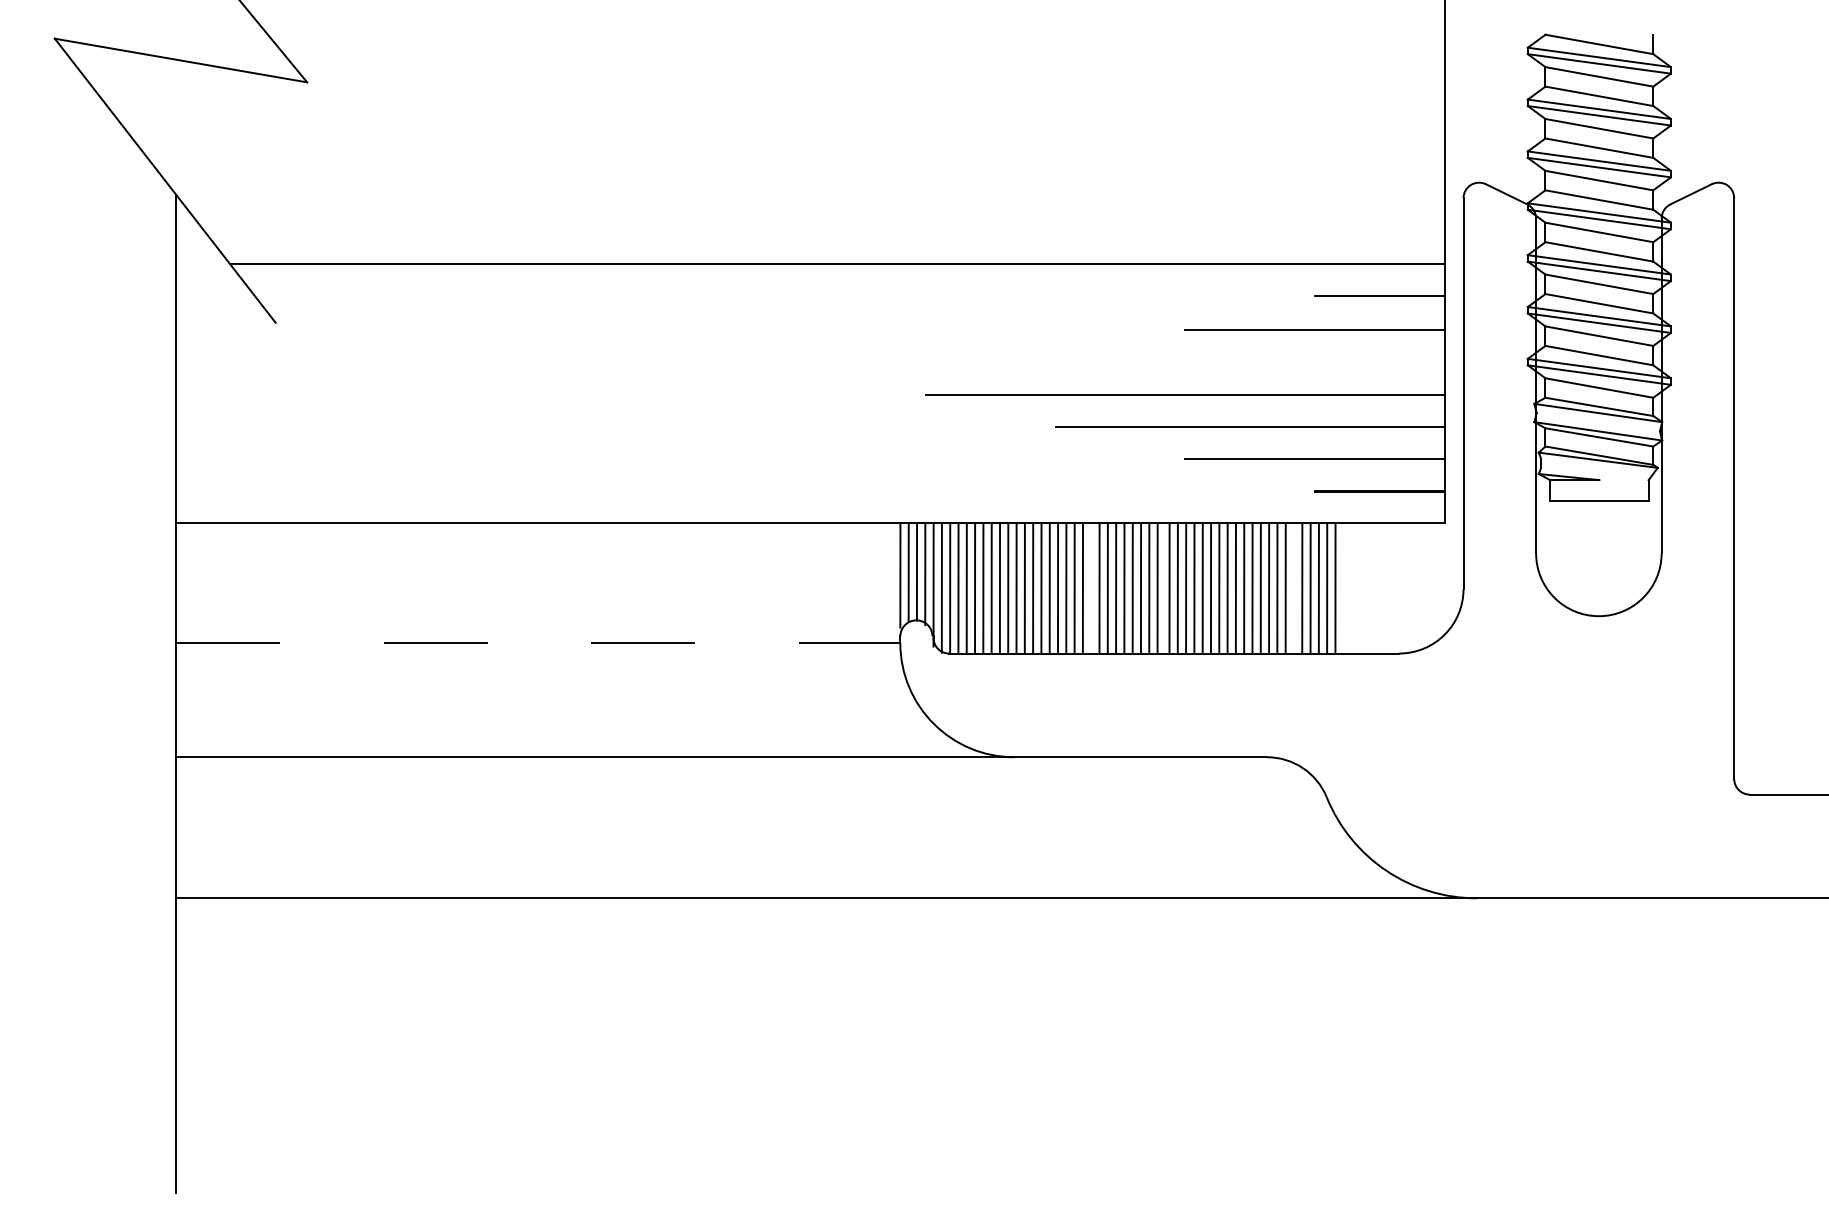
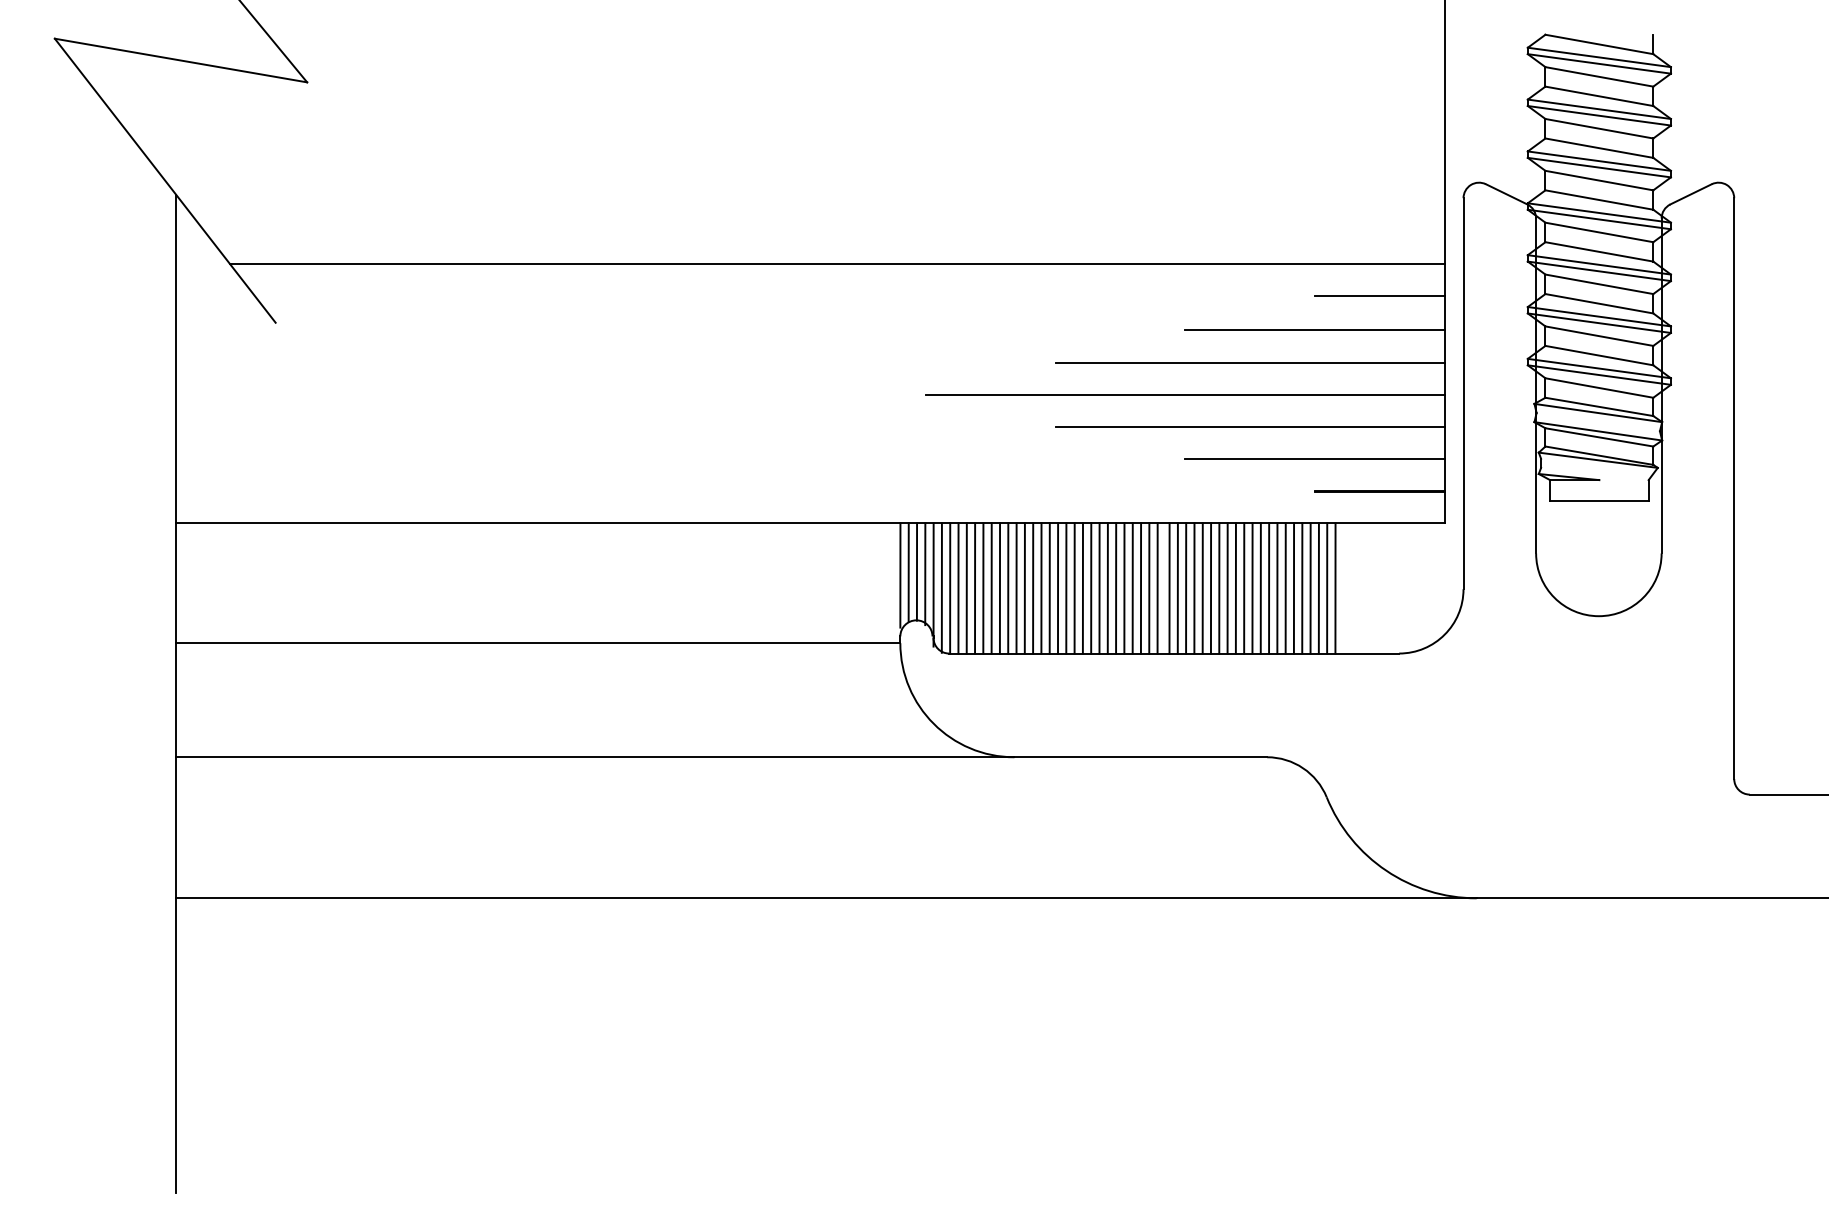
line: none -> present (1249, 362)
line: none -> present (1091, 588)
line: none -> present (1293, 588)
line: dashed -> solid (538, 643)
